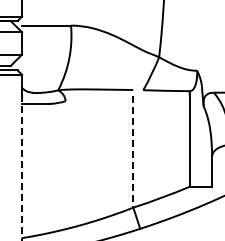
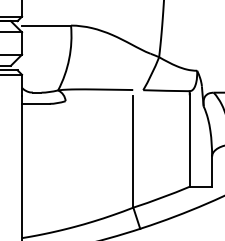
line: dashed -> solid (133, 151)
line: dashed -> solid (22, 168)
